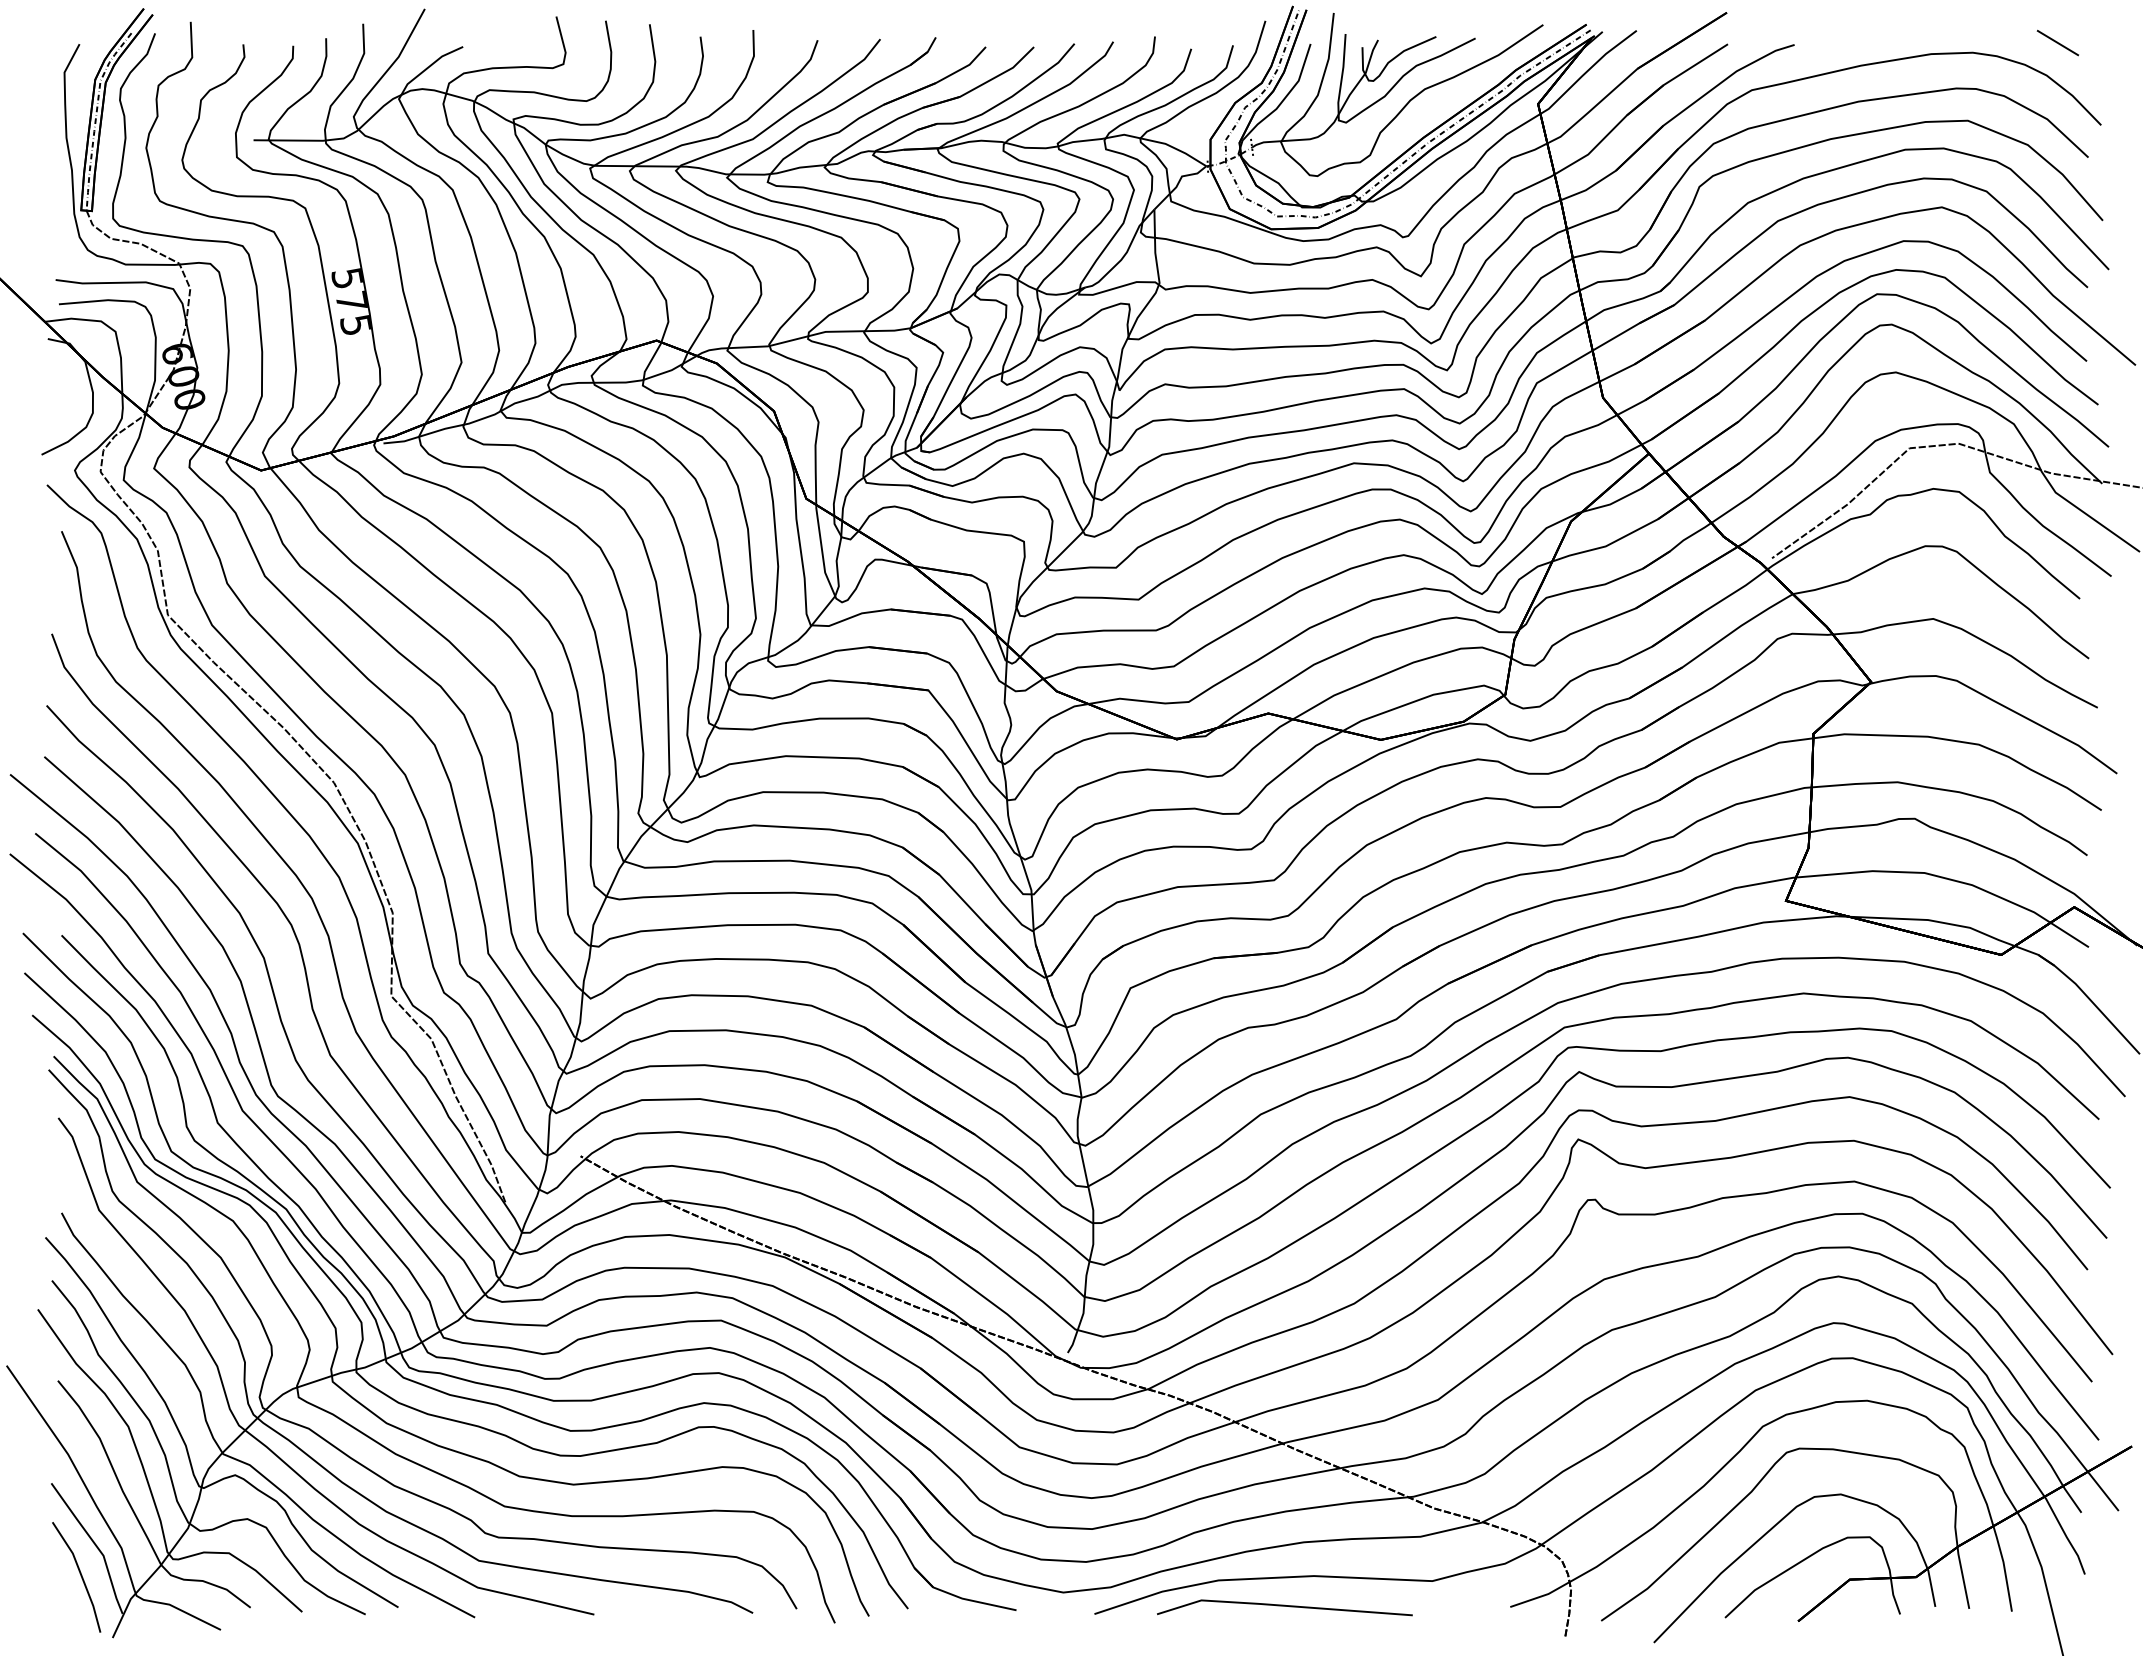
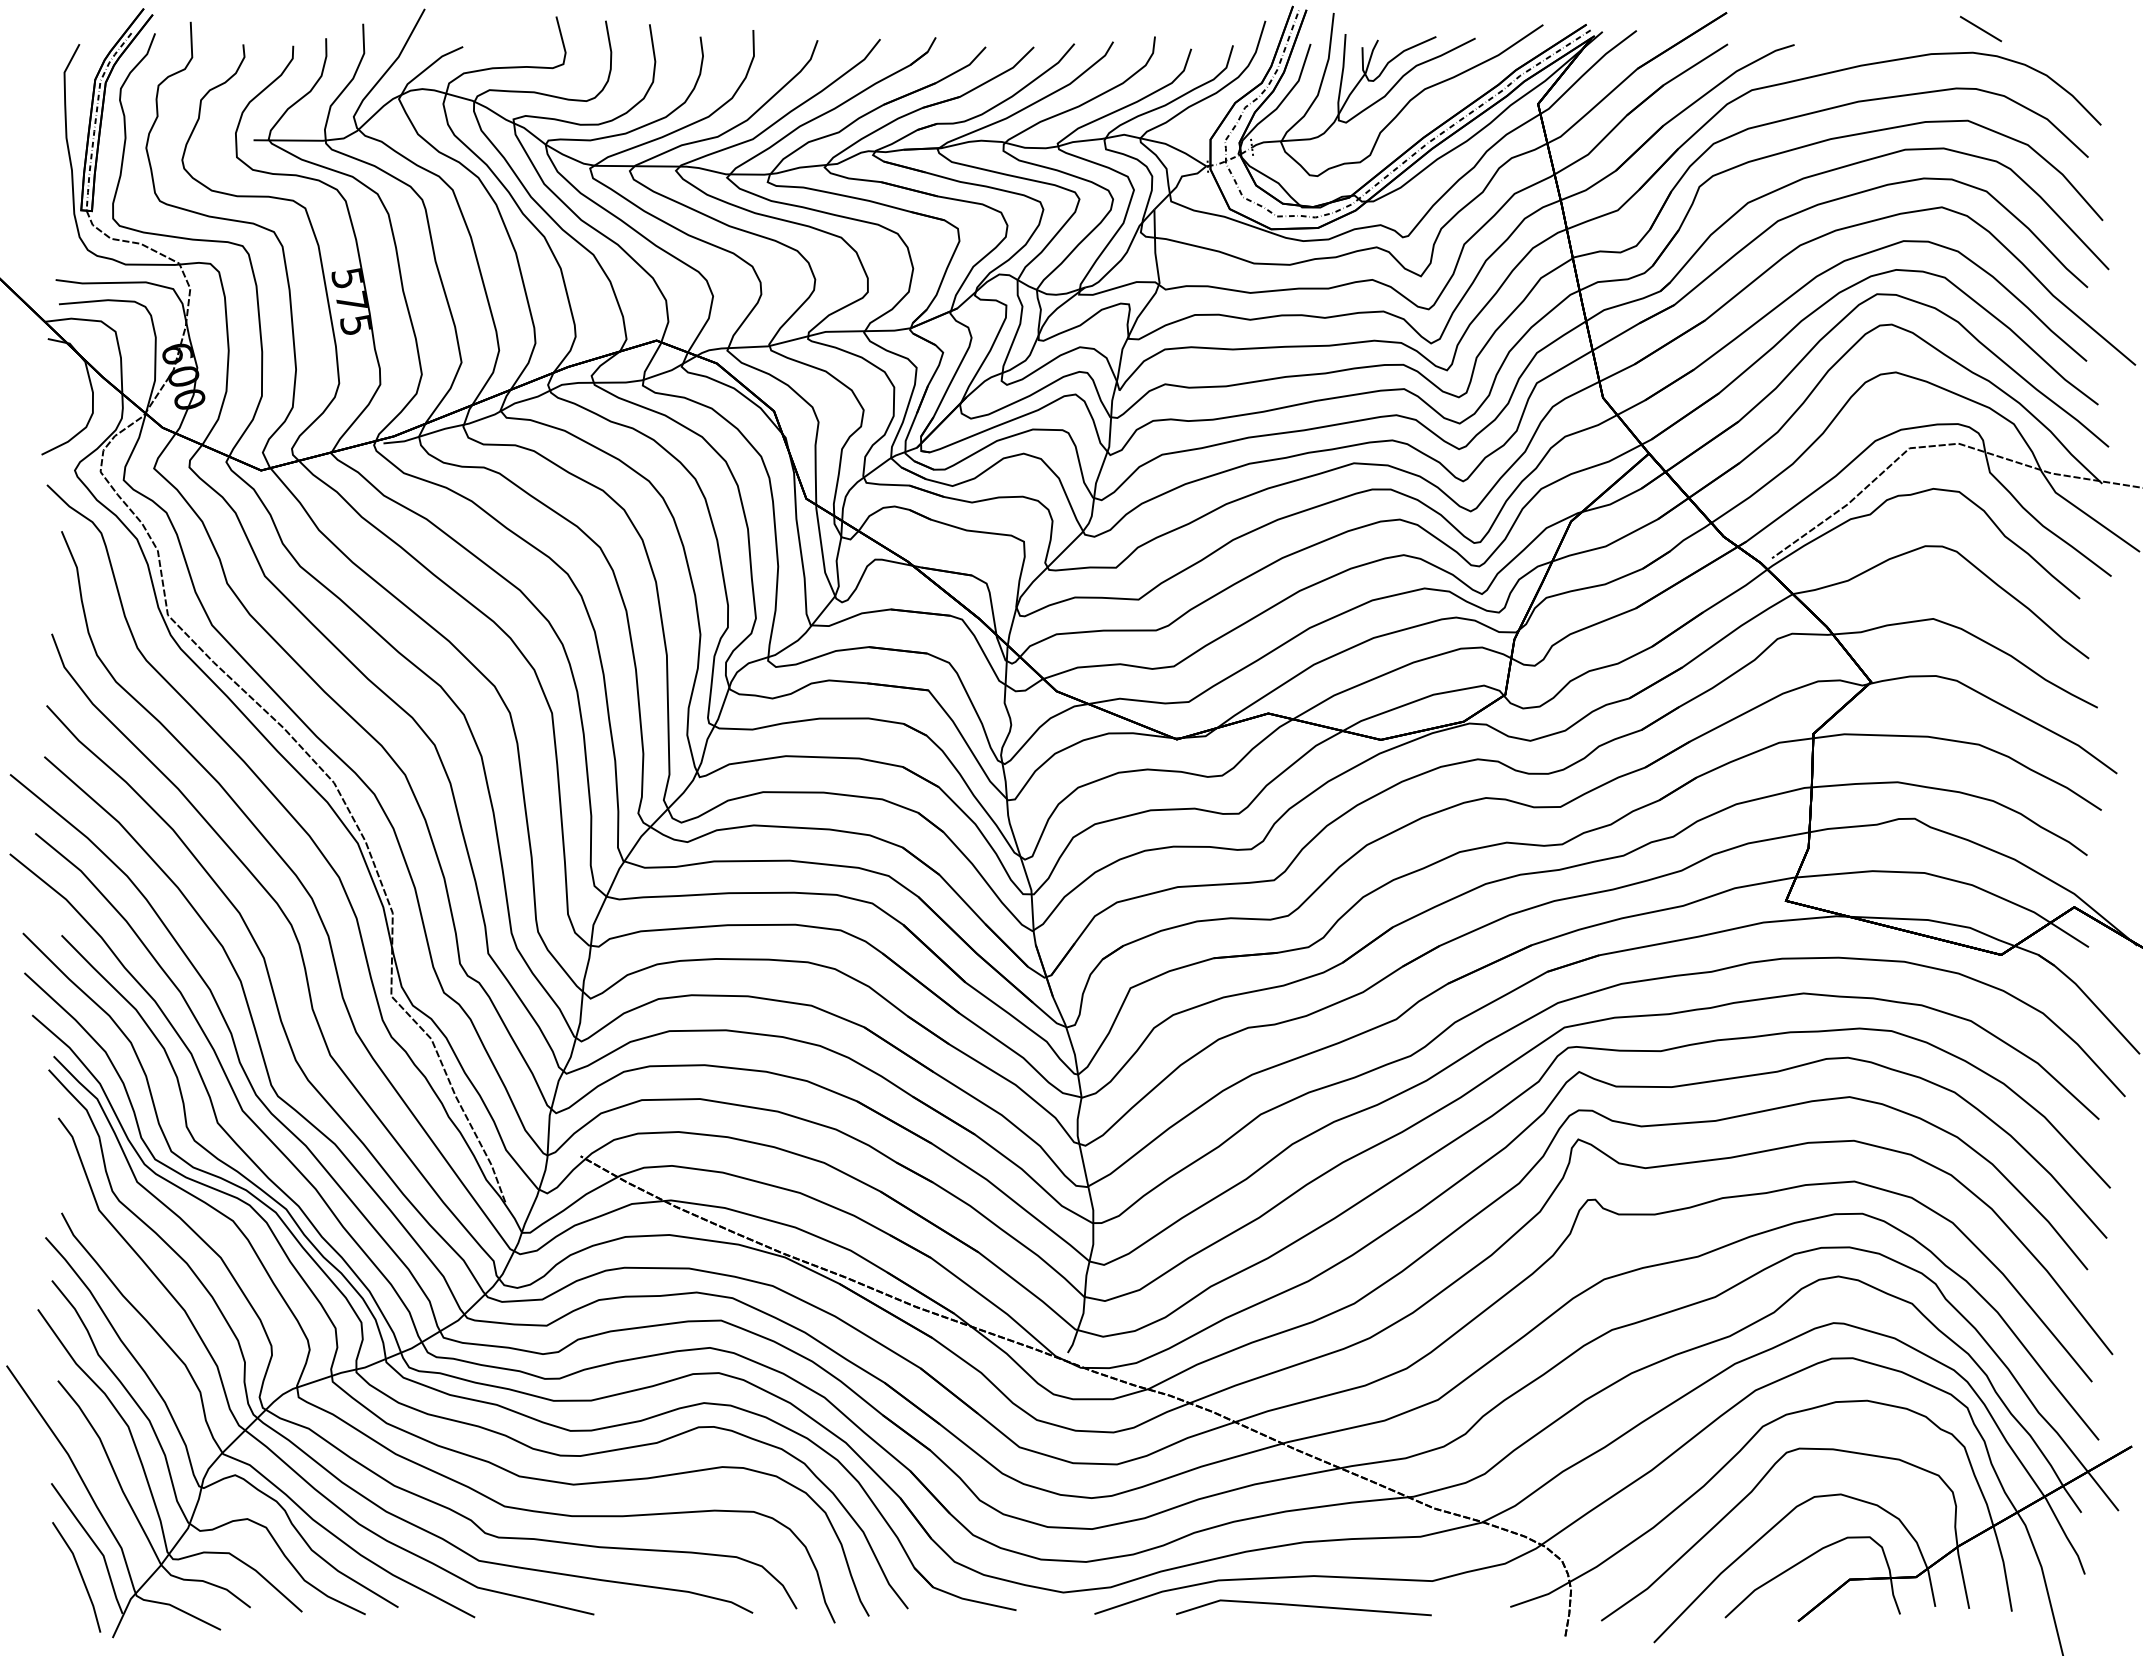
line position: (2057, 42) -> (1980, 28) (1980, 28)
line position: (1284, 1606) -> (1303, 1606) (1303, 1606)
